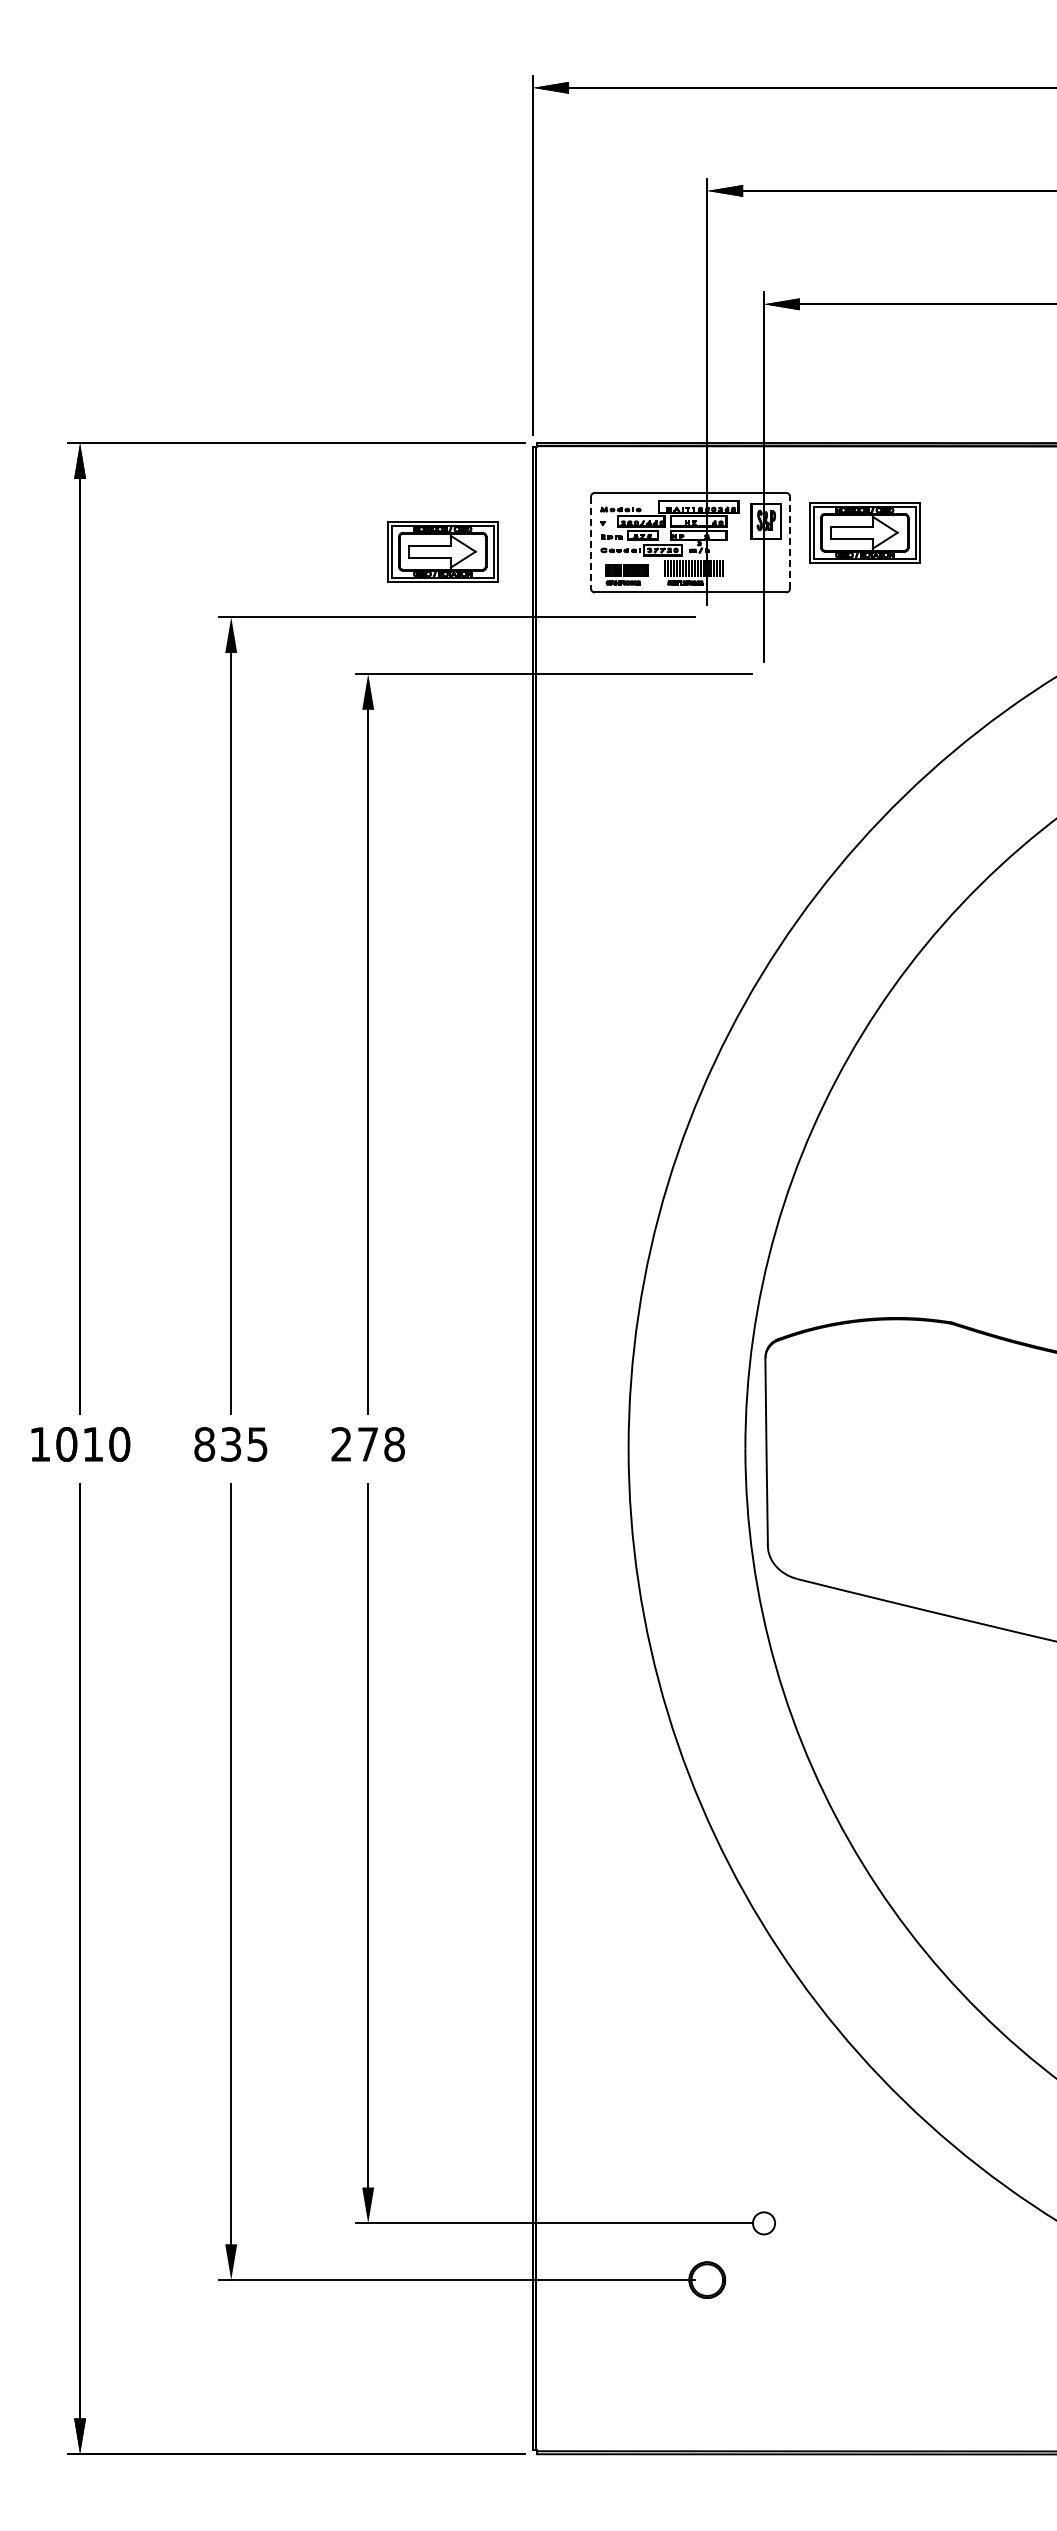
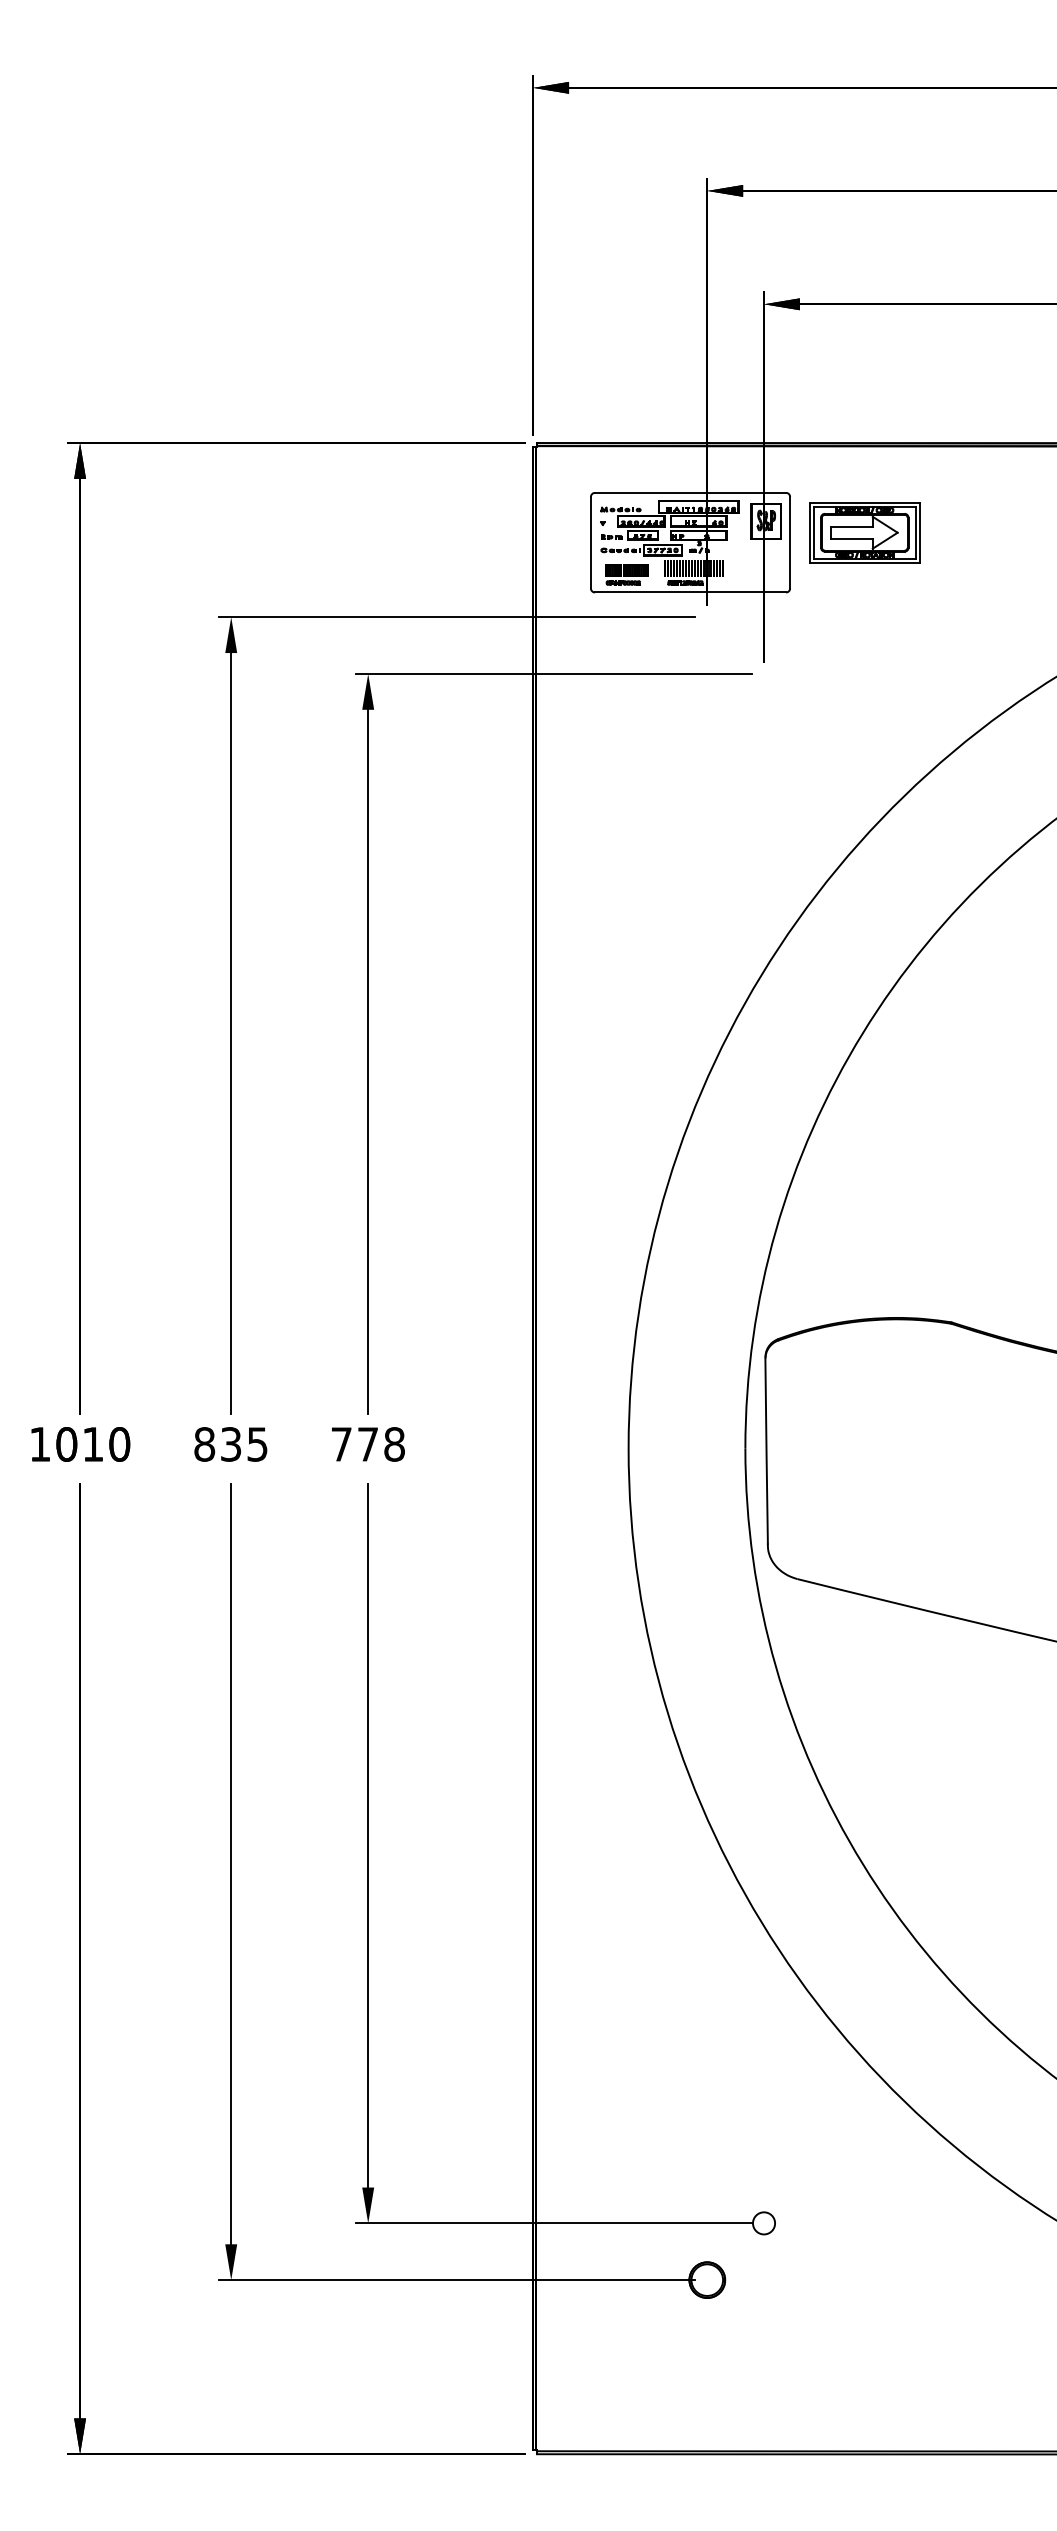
line: dashed -> solid (590, 542)
line: dashed -> solid (790, 542)
part: present -> none (442, 551)
text: 278 -> 778 (341, 1444)
